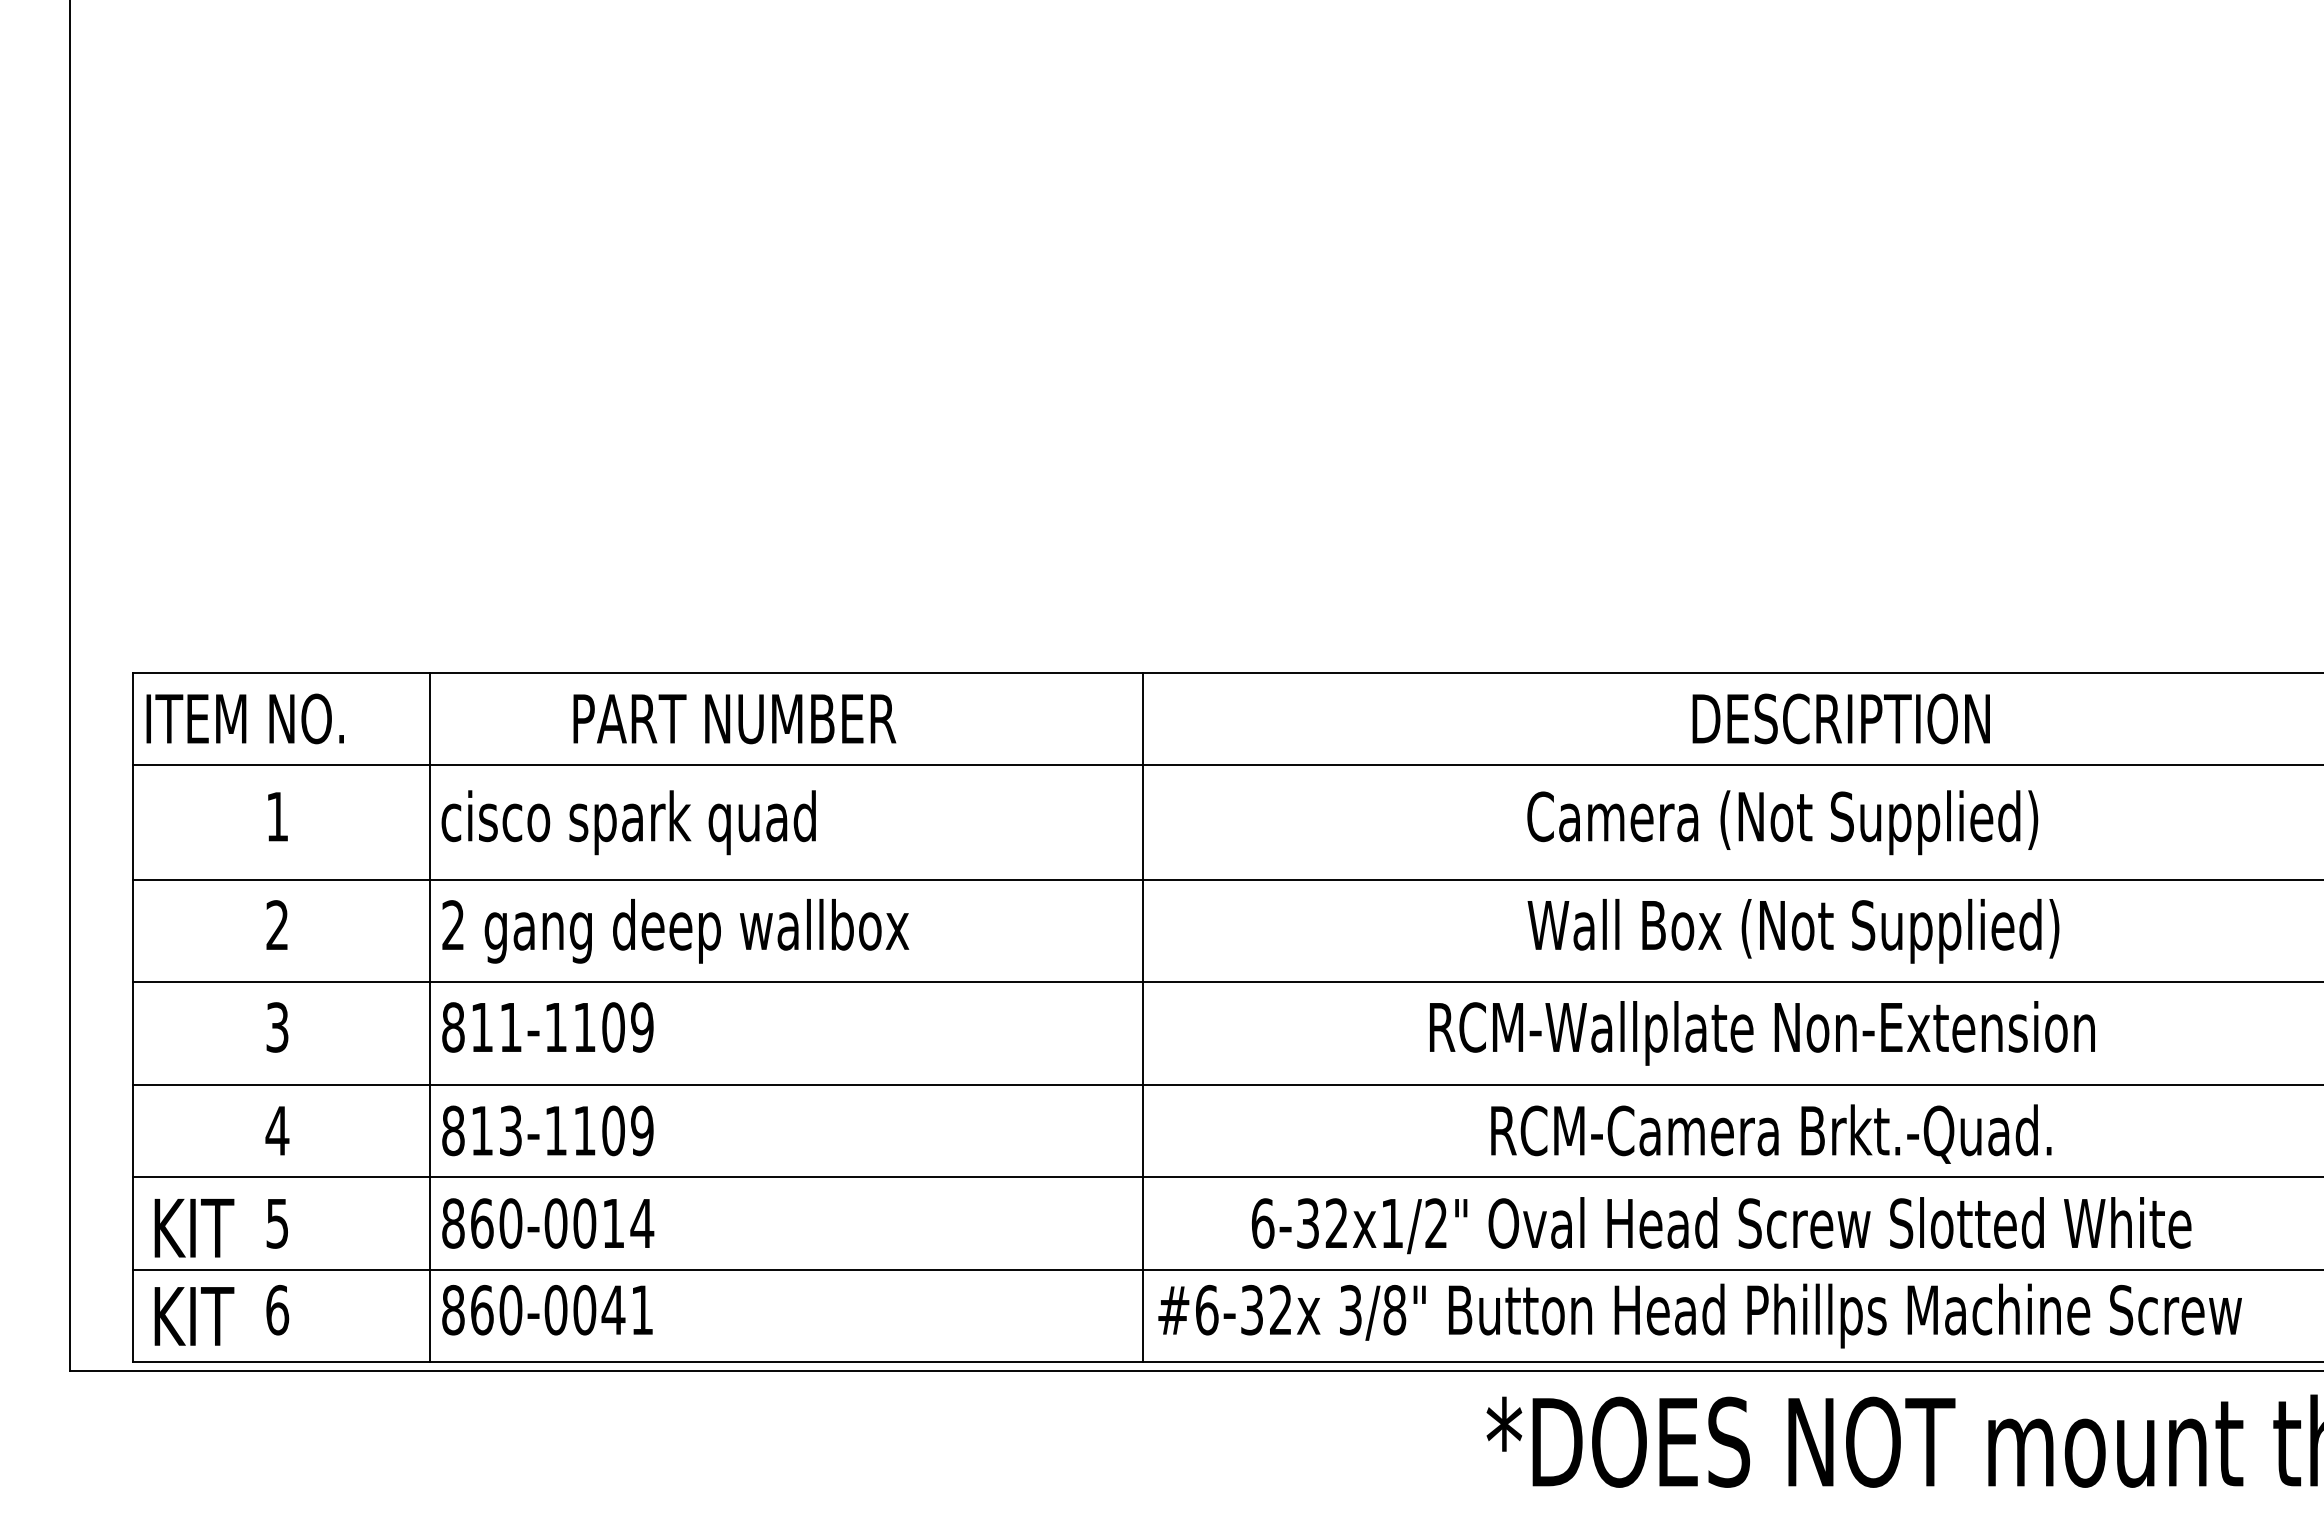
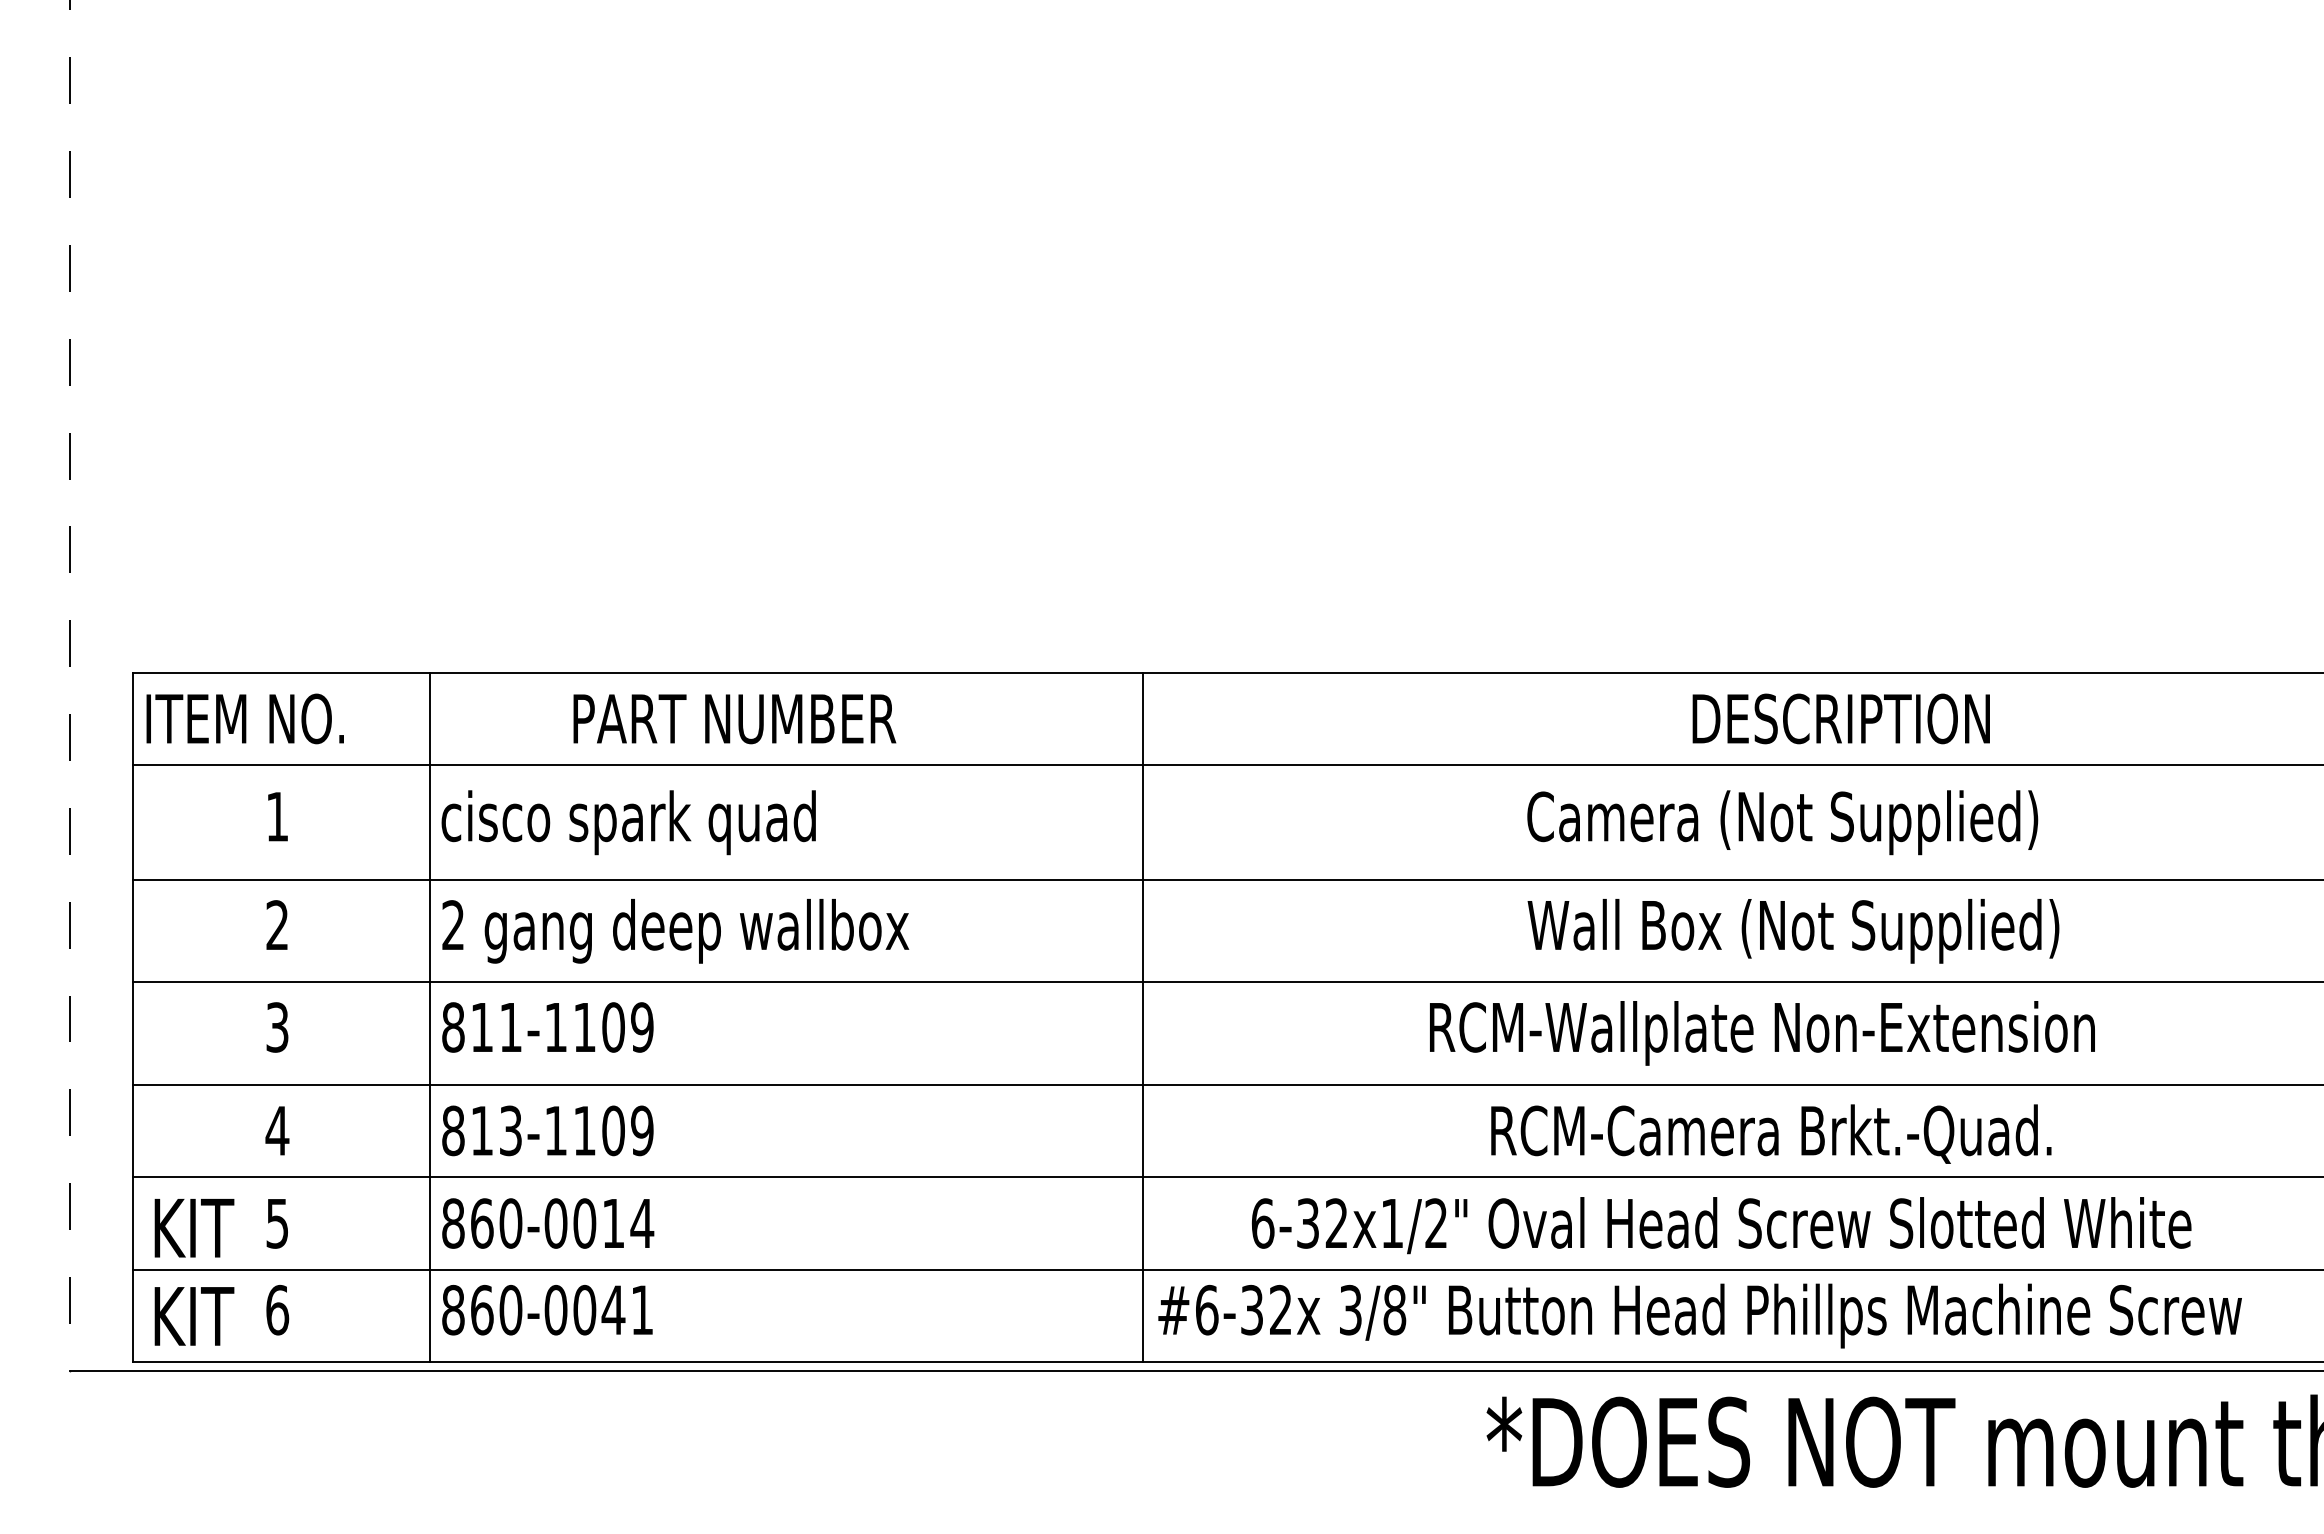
line: solid -> dashed (69, 686)
